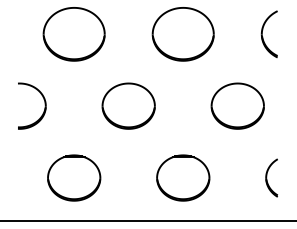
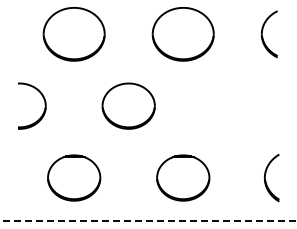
part: present -> none (237, 105)
part size: 13x40 px -> 16x49 px (271, 178)
line: solid -> dashed (148, 221)
